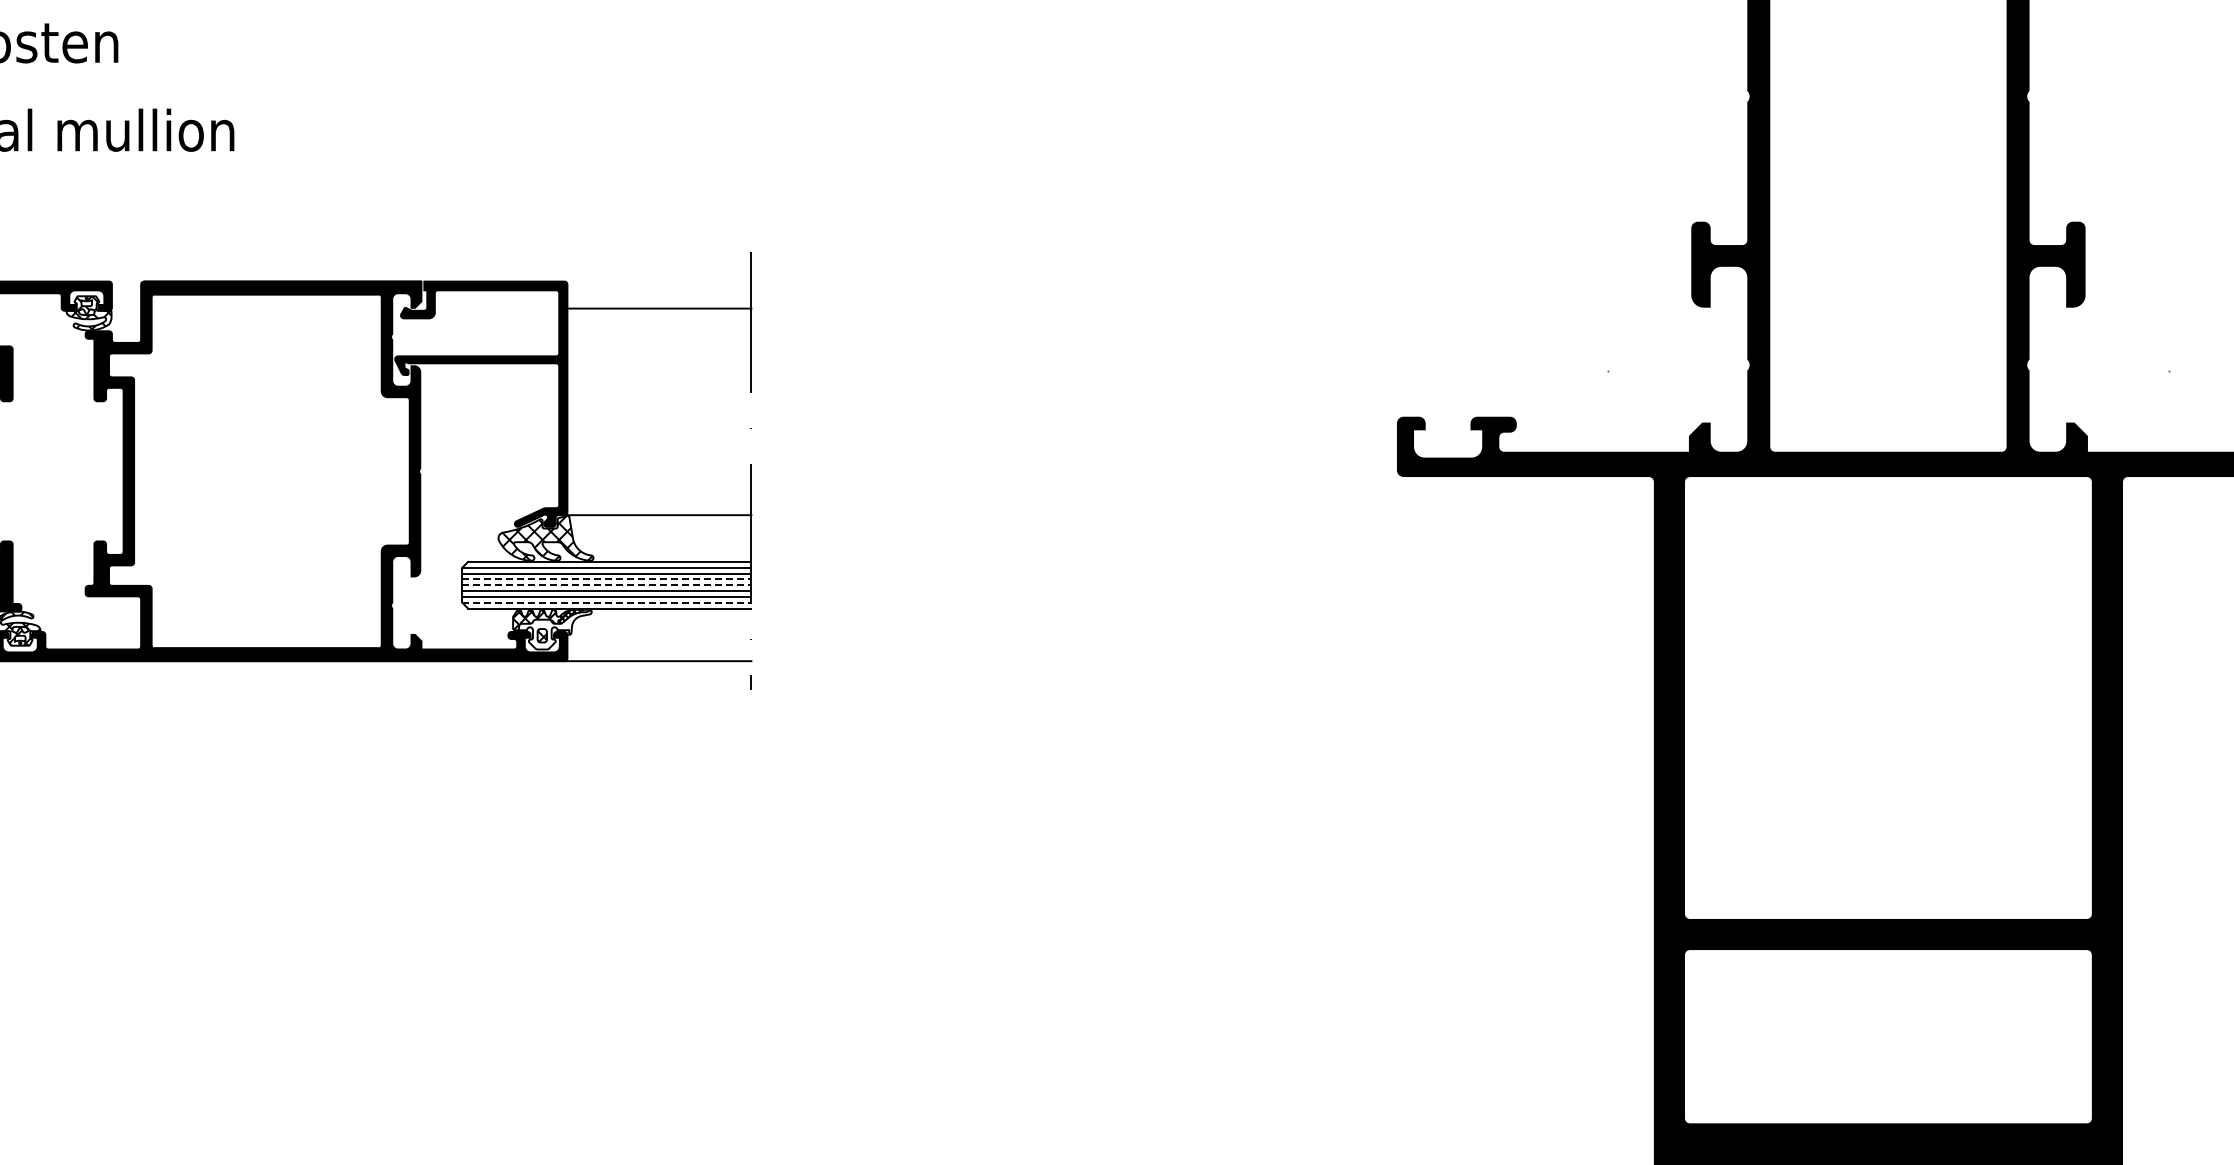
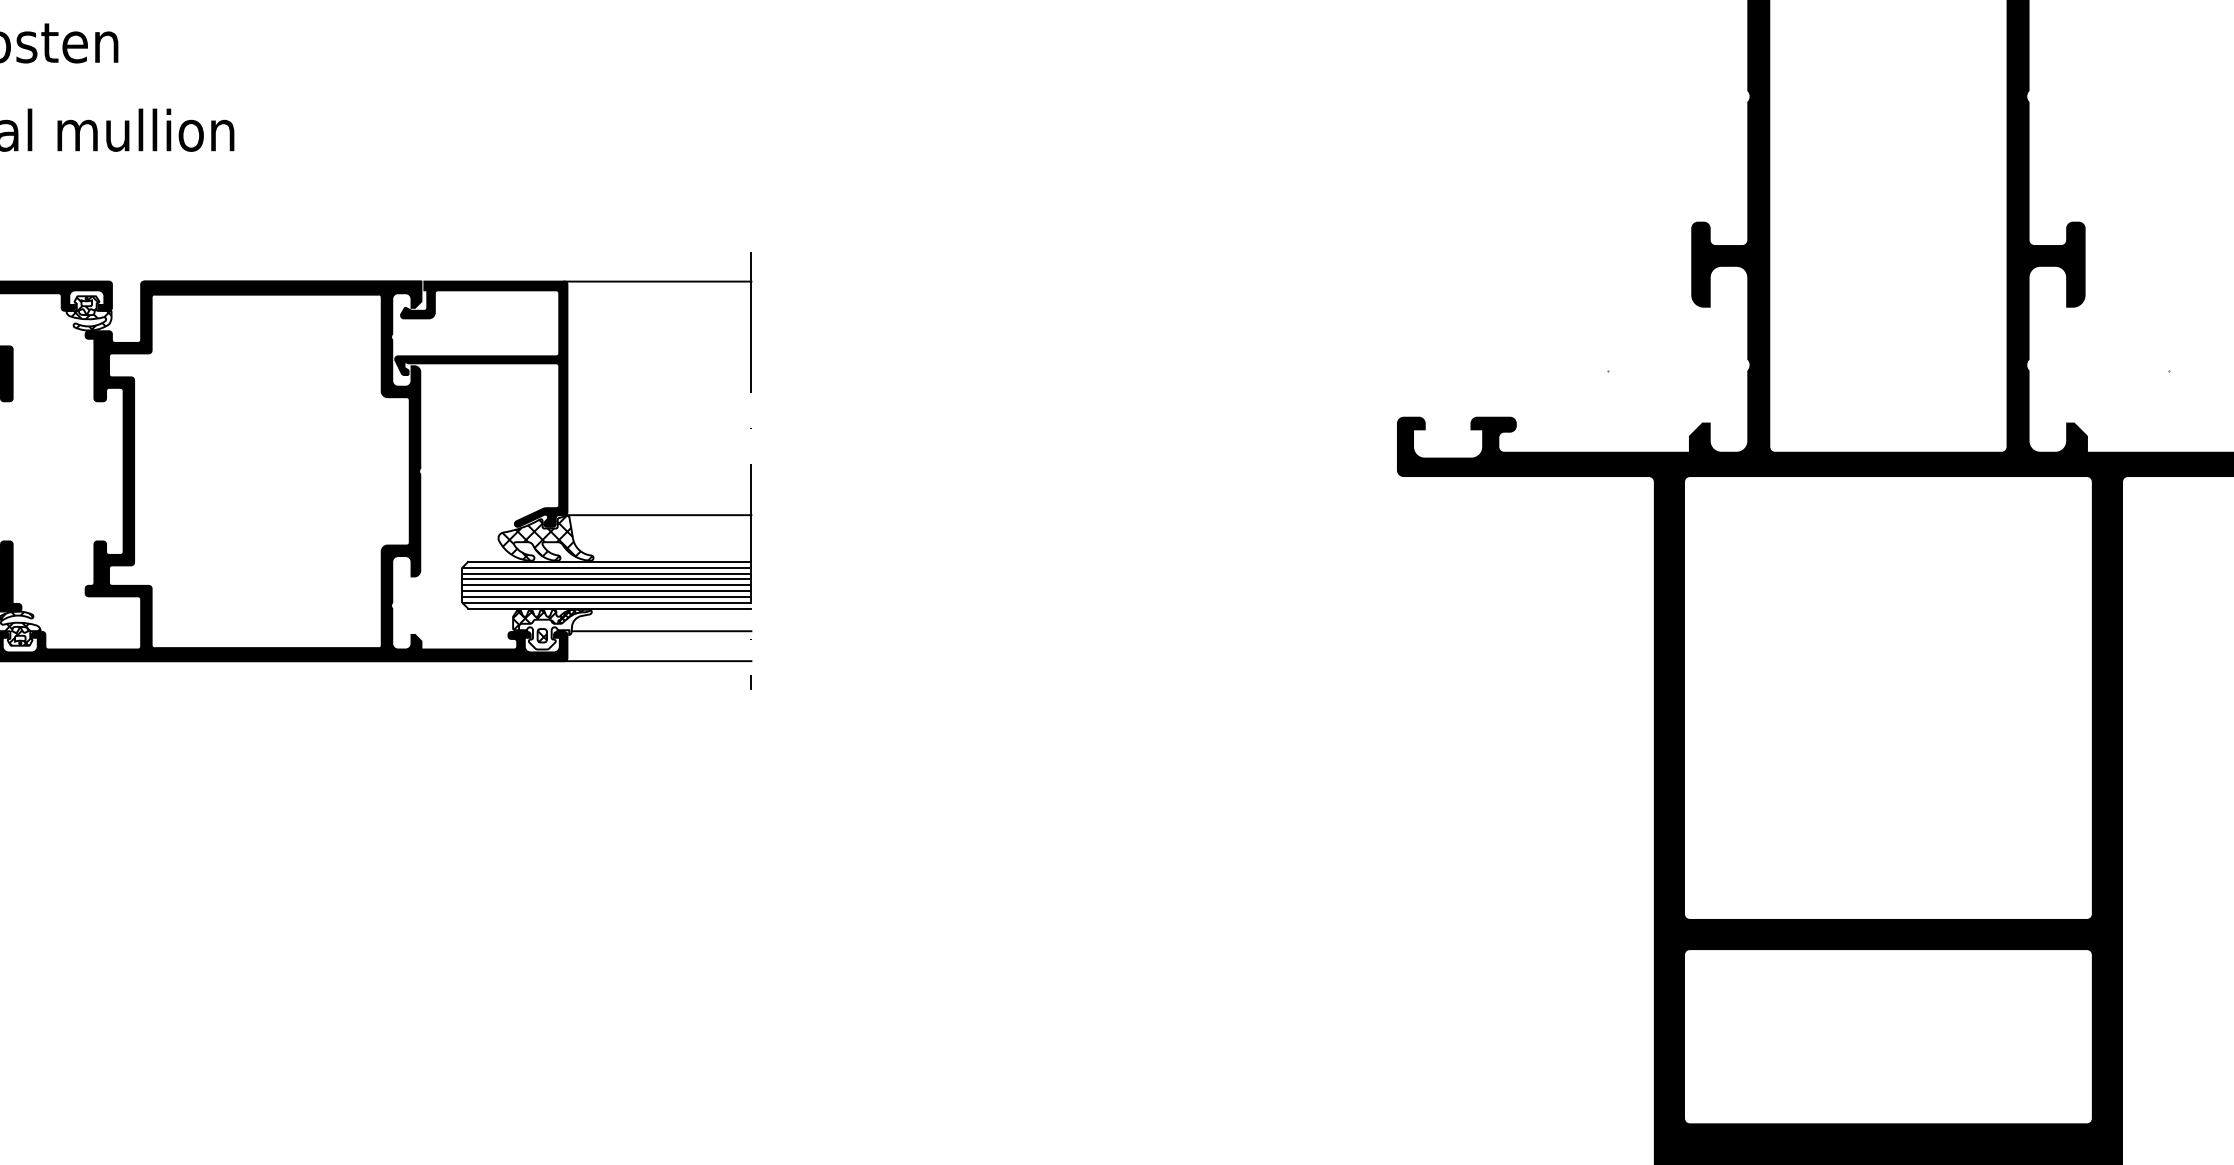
line position: (657, 308) -> (657, 281) (657, 281)
line: dashed -> solid (606, 579)
line: dashed -> solid (606, 585)
line: dashed -> solid (606, 602)
line: none -> present (661, 631)
